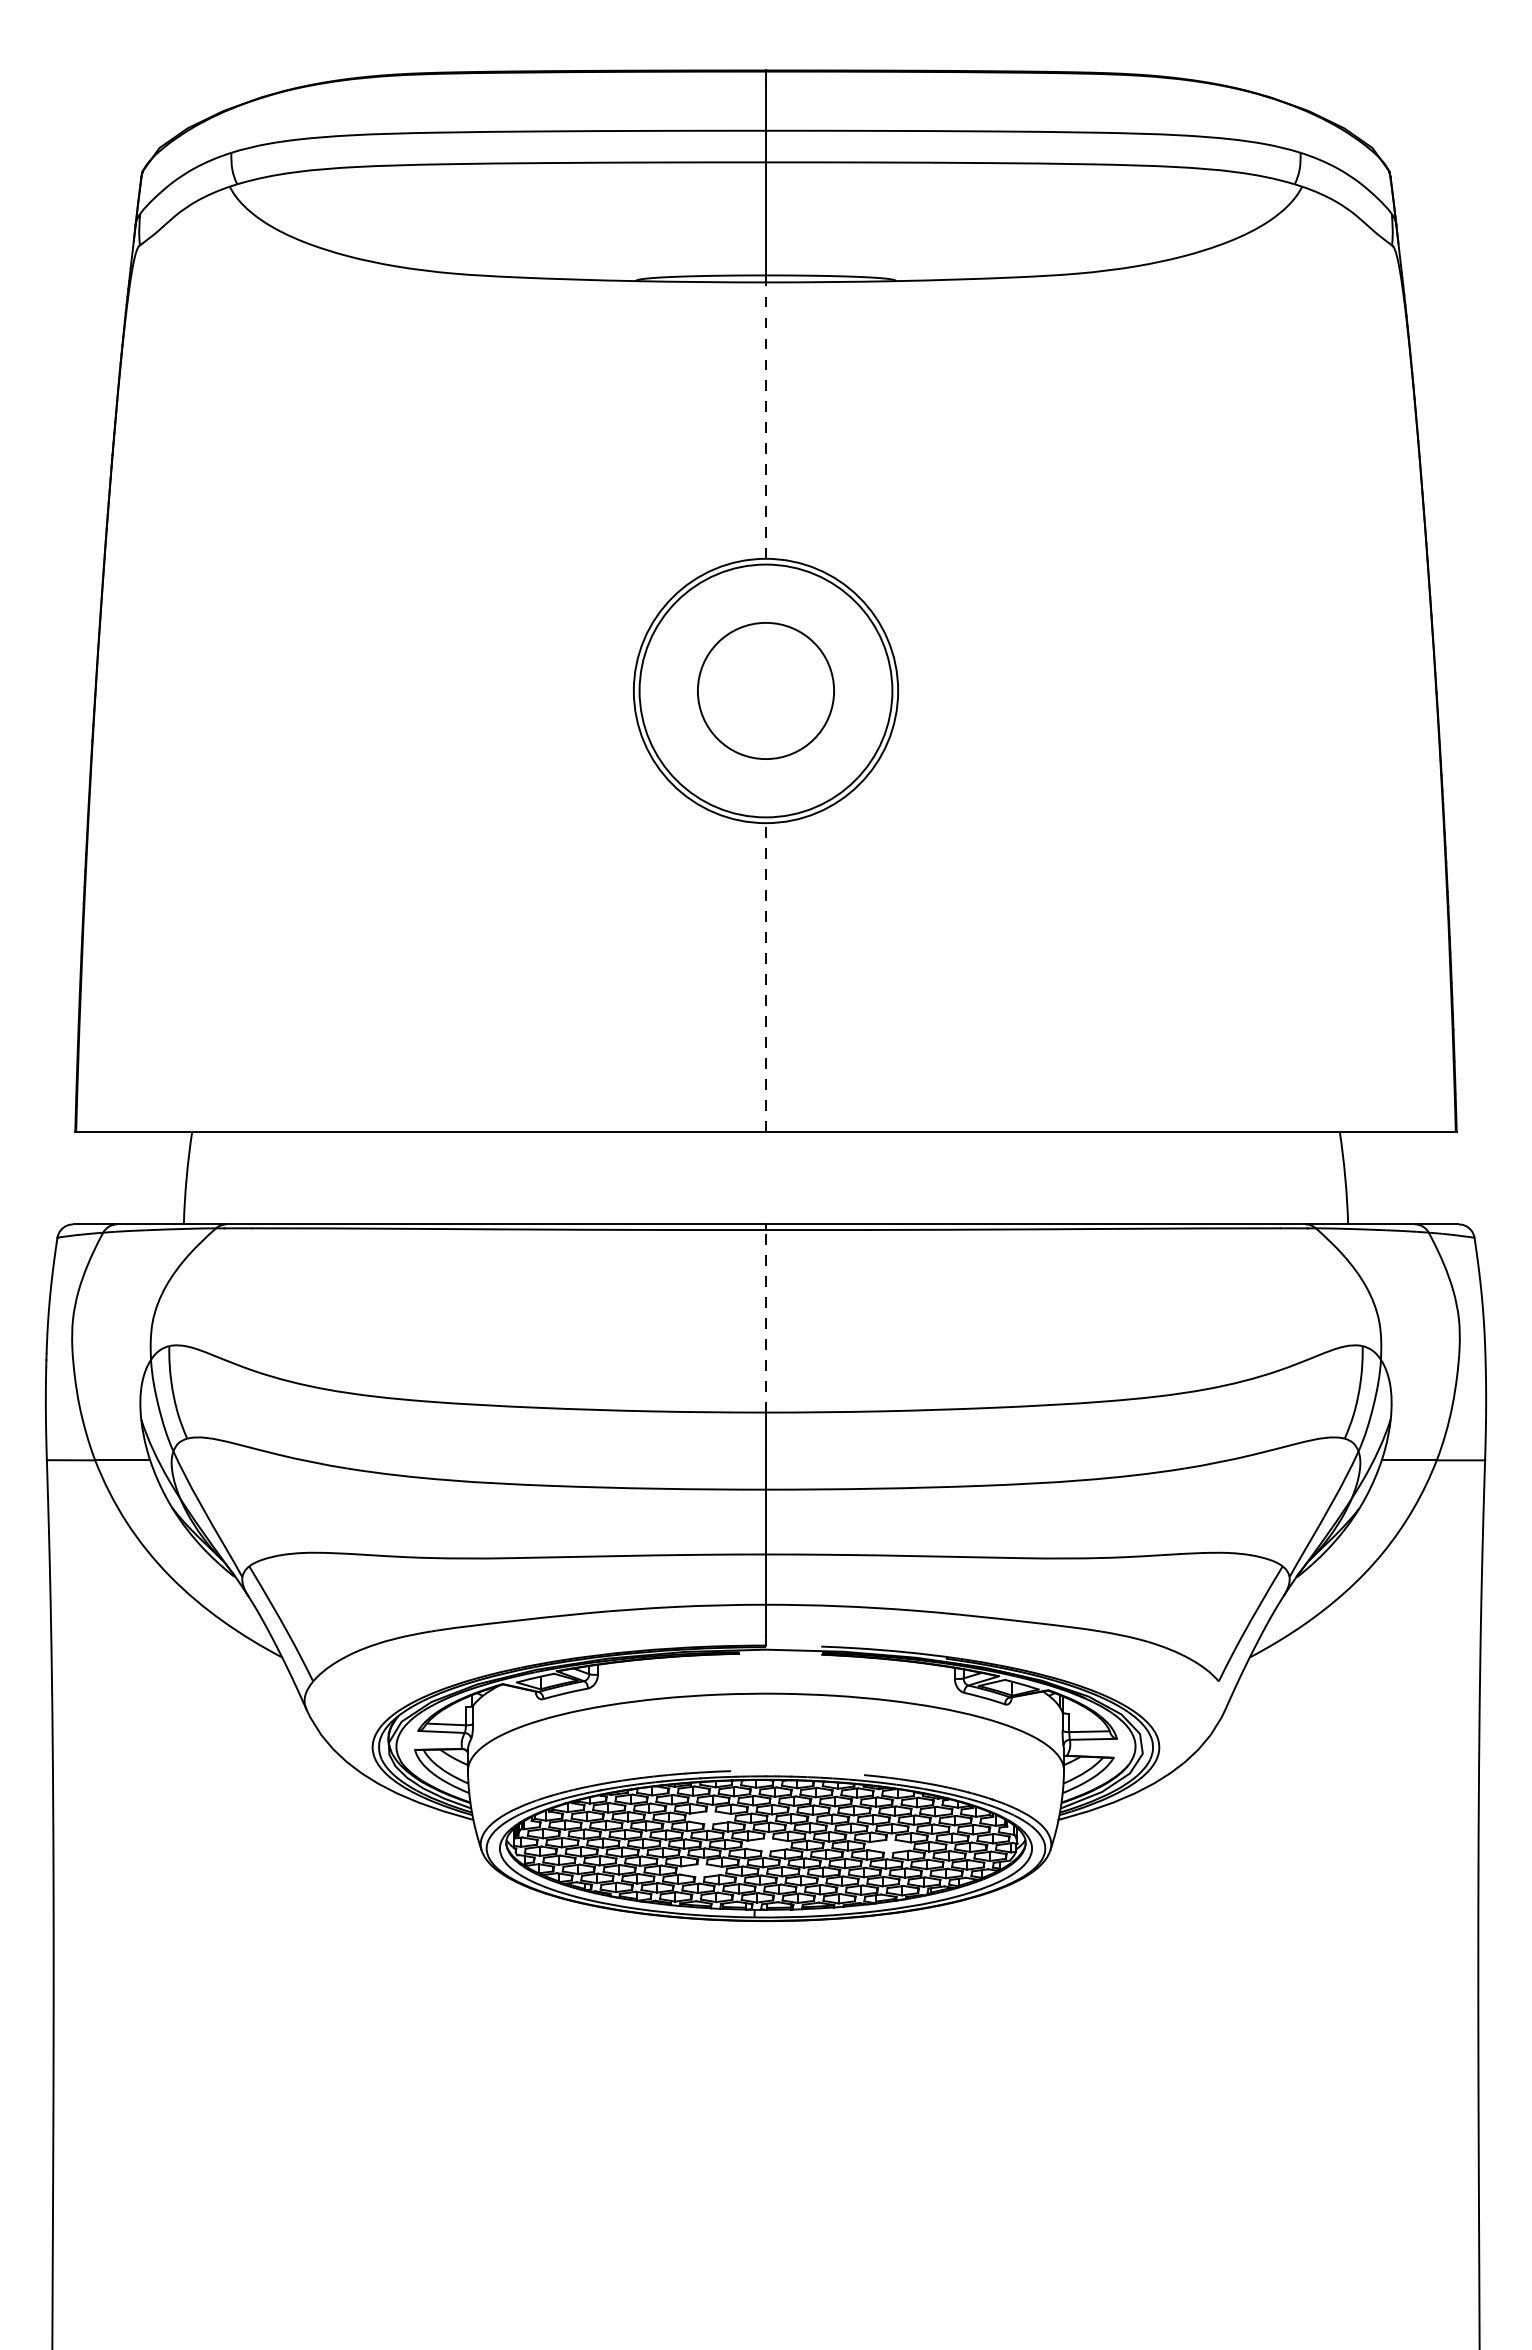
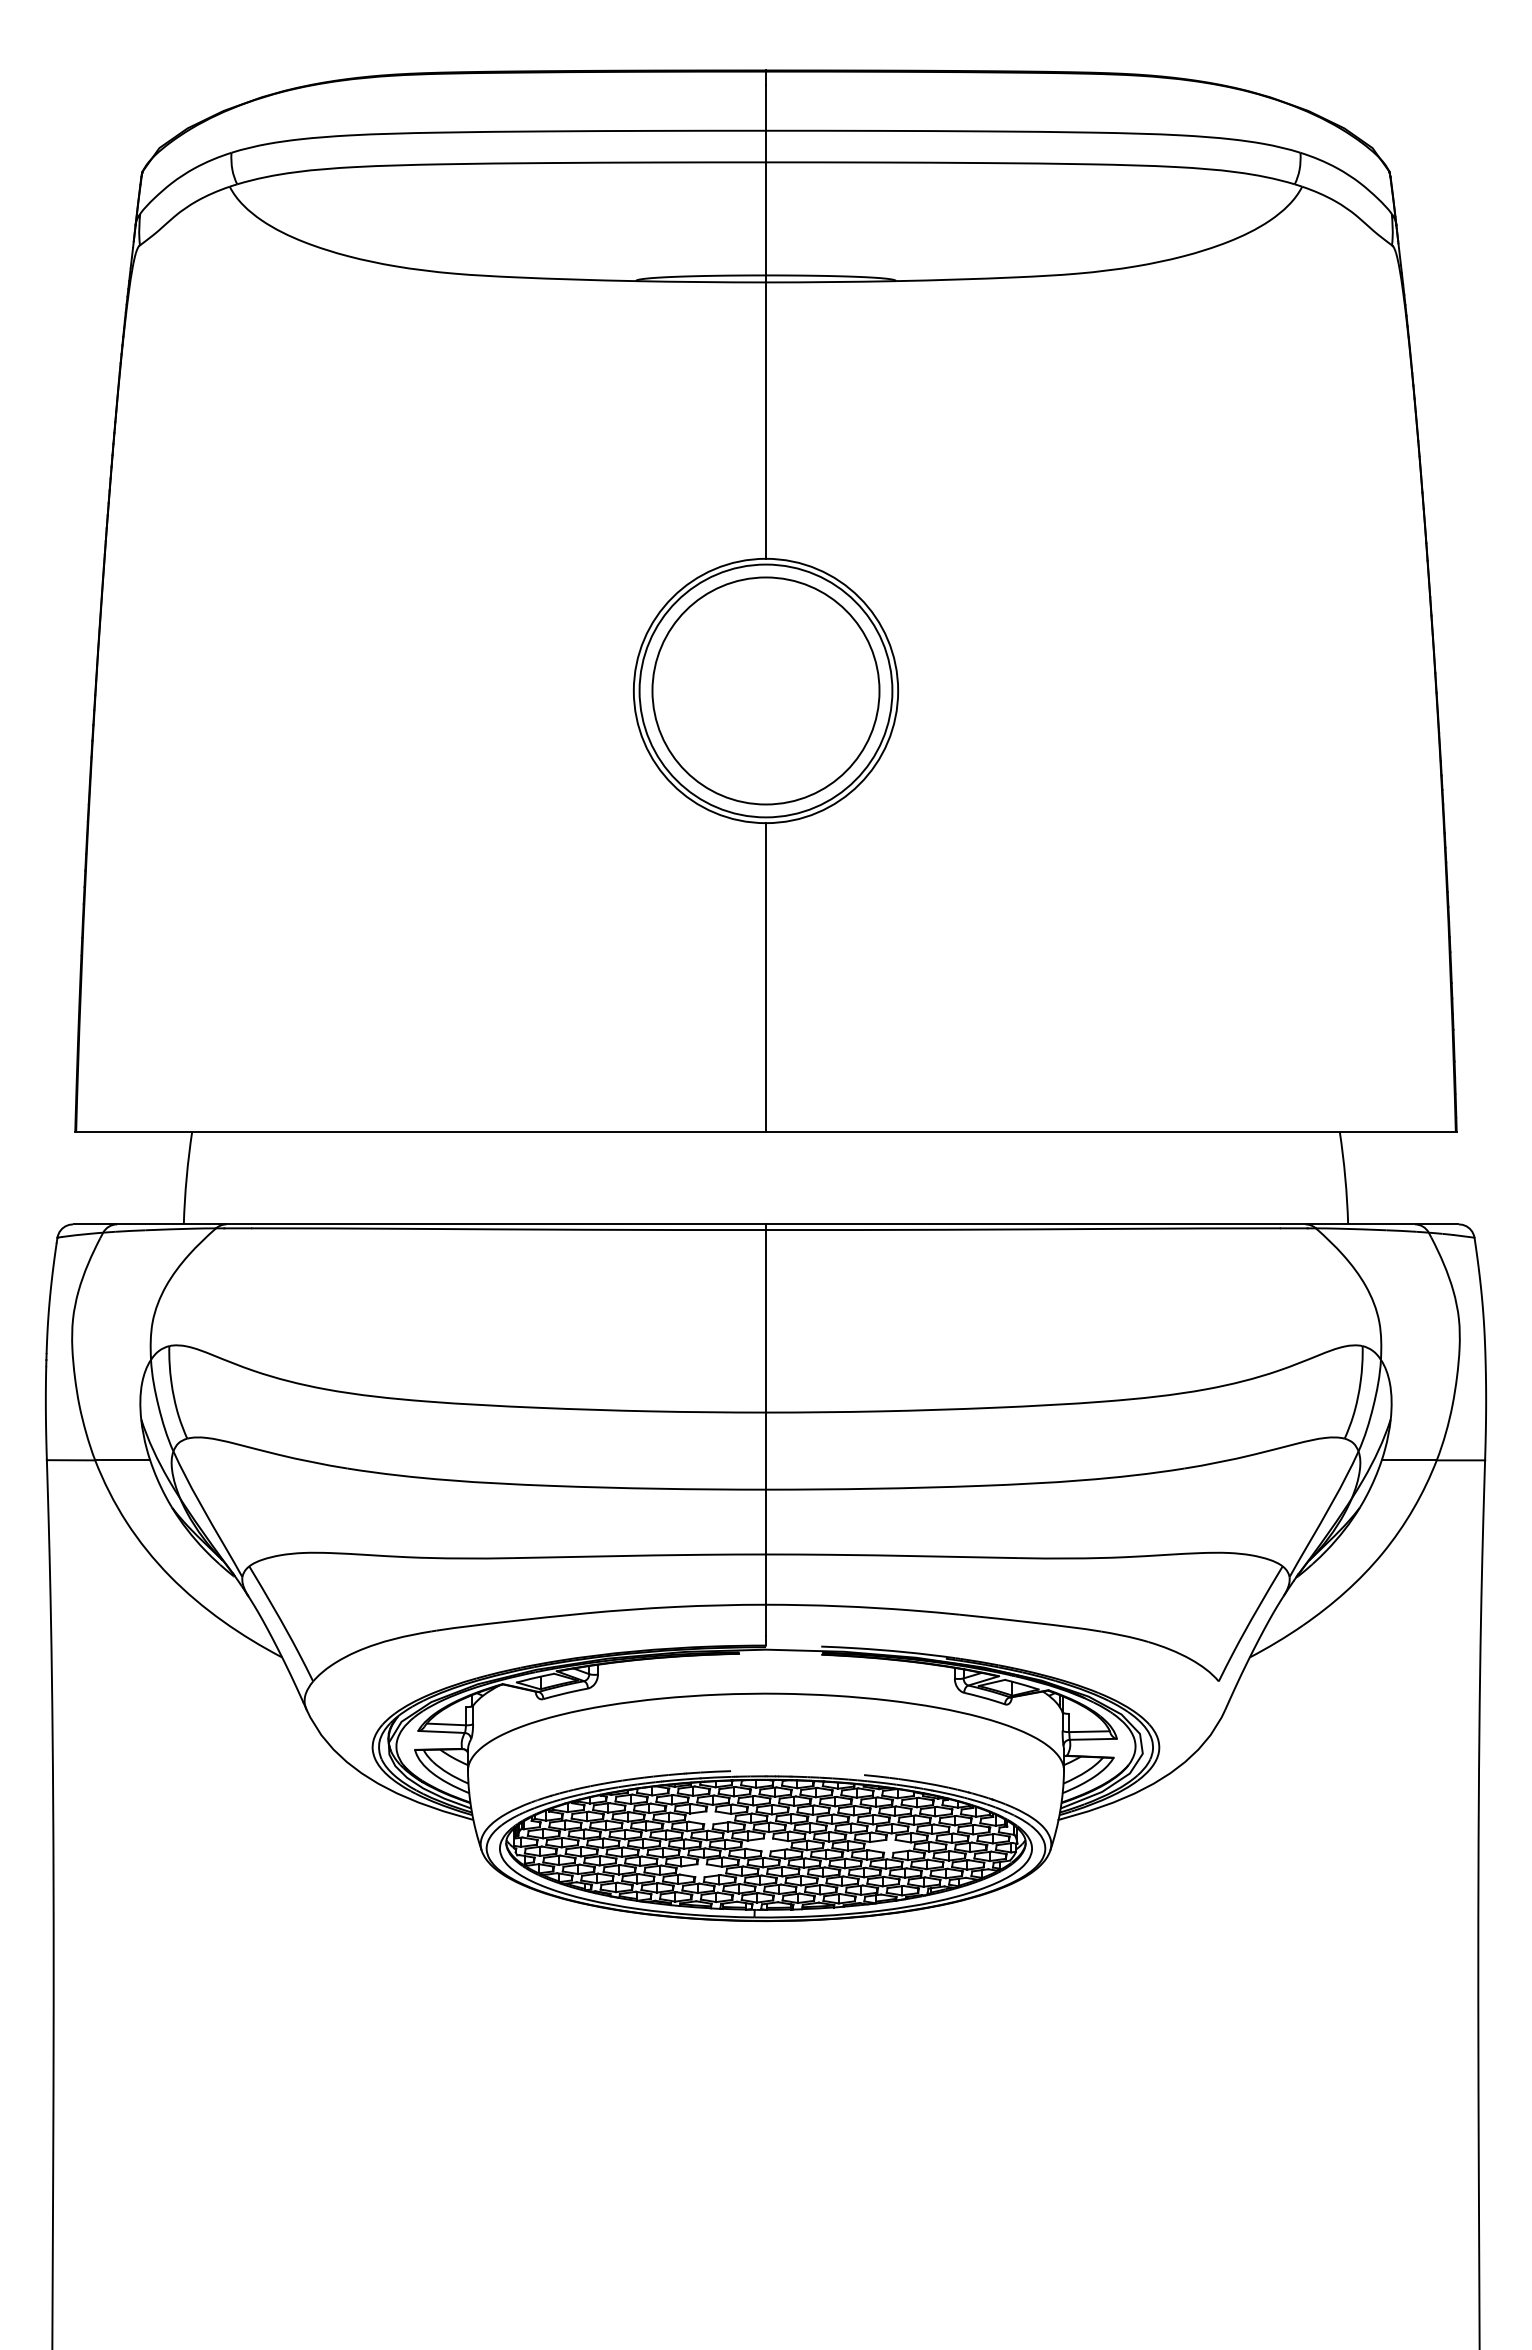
line: dashed -> solid (766, 420)
circle size: 138x138 px -> 230x230 px (765, 690)
line: dashed -> solid (766, 976)
line: dashed -> solid (766, 1320)
